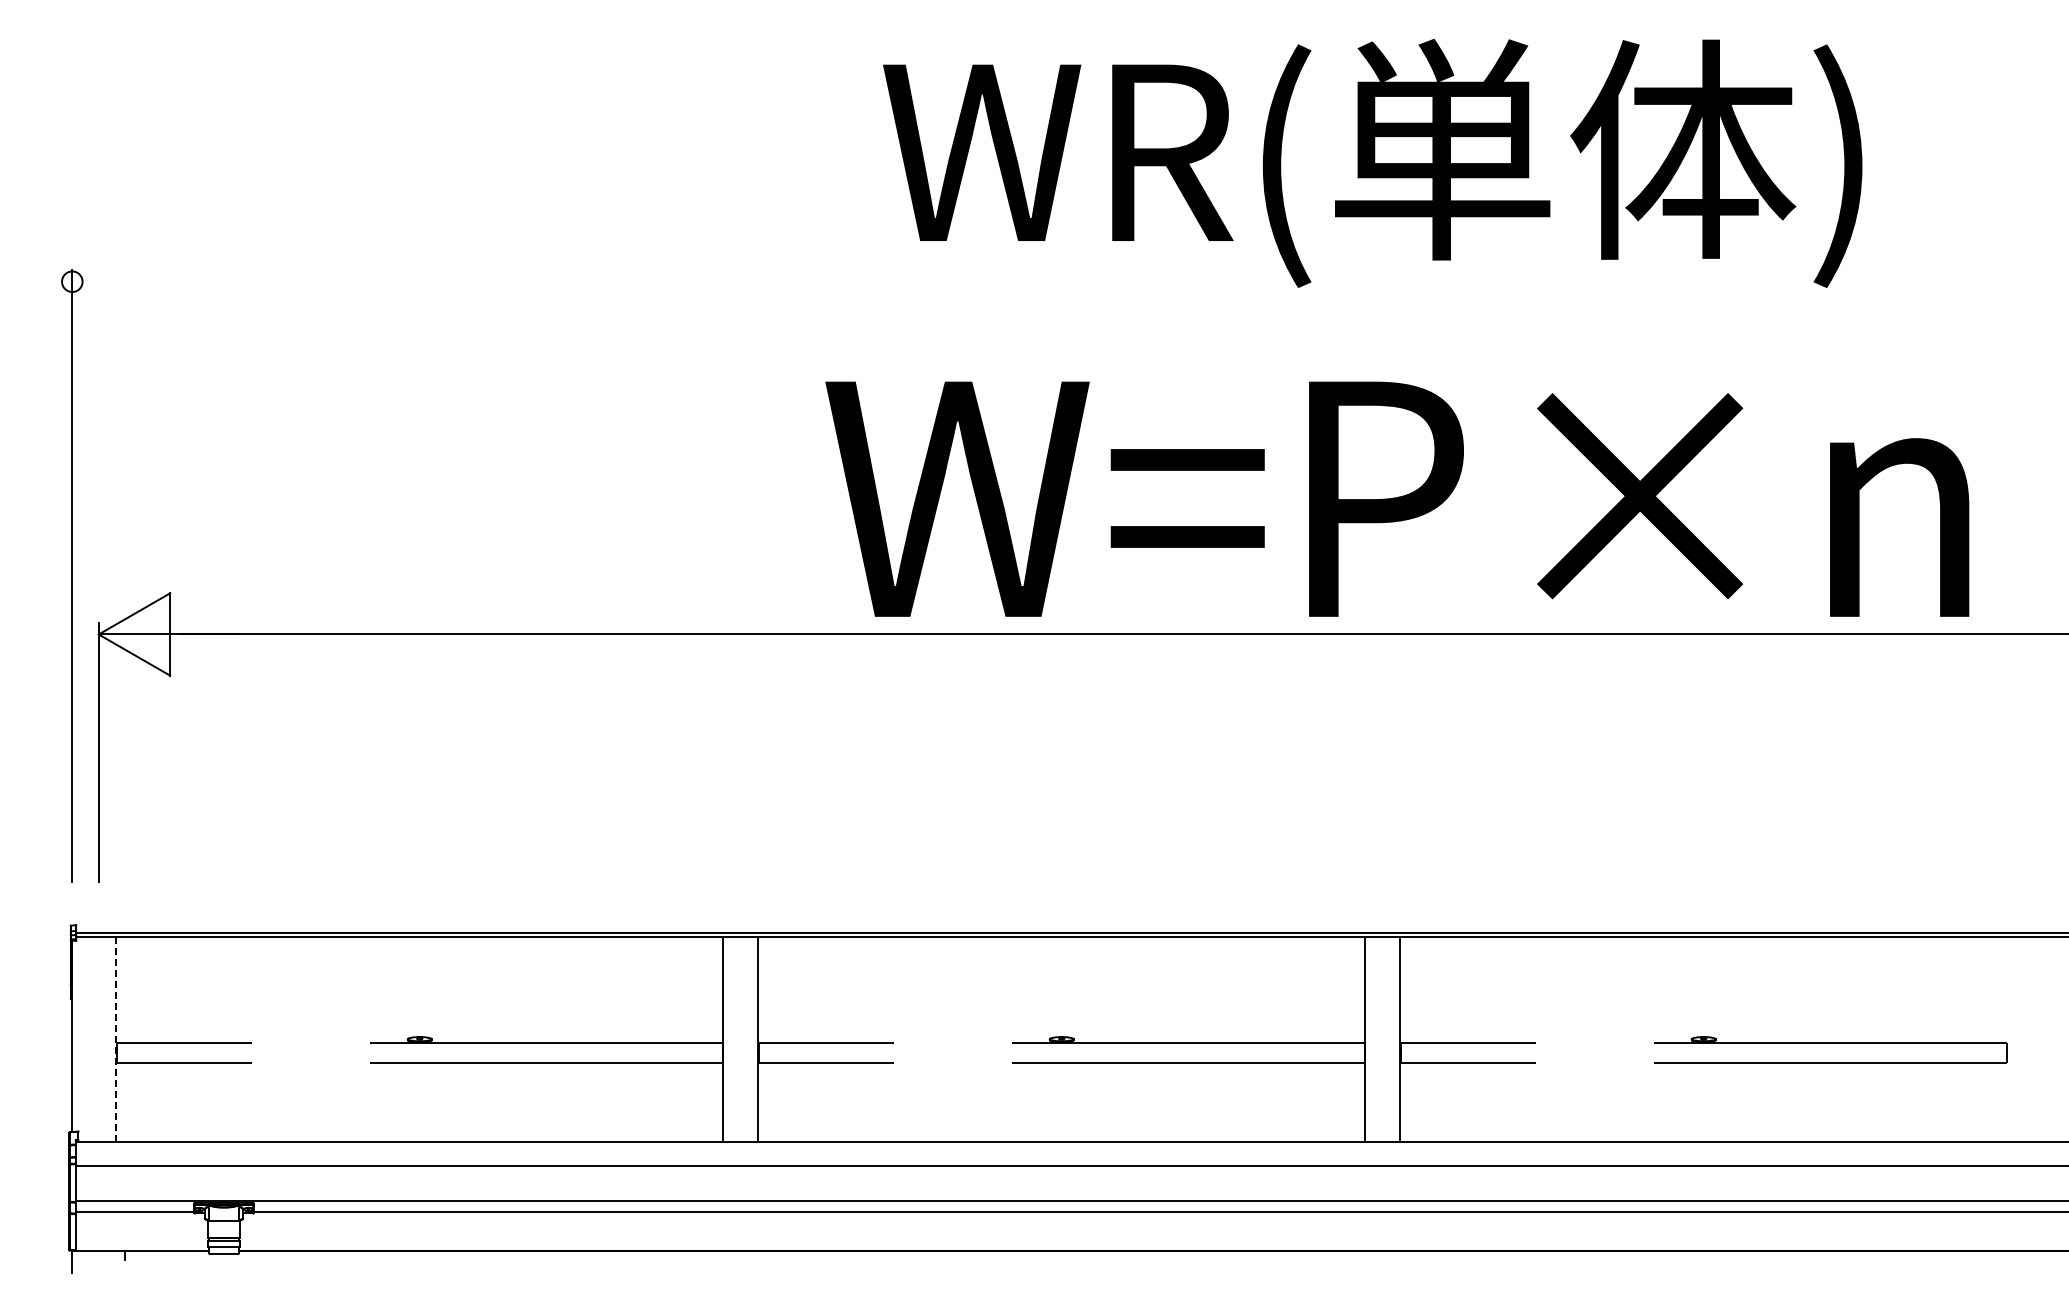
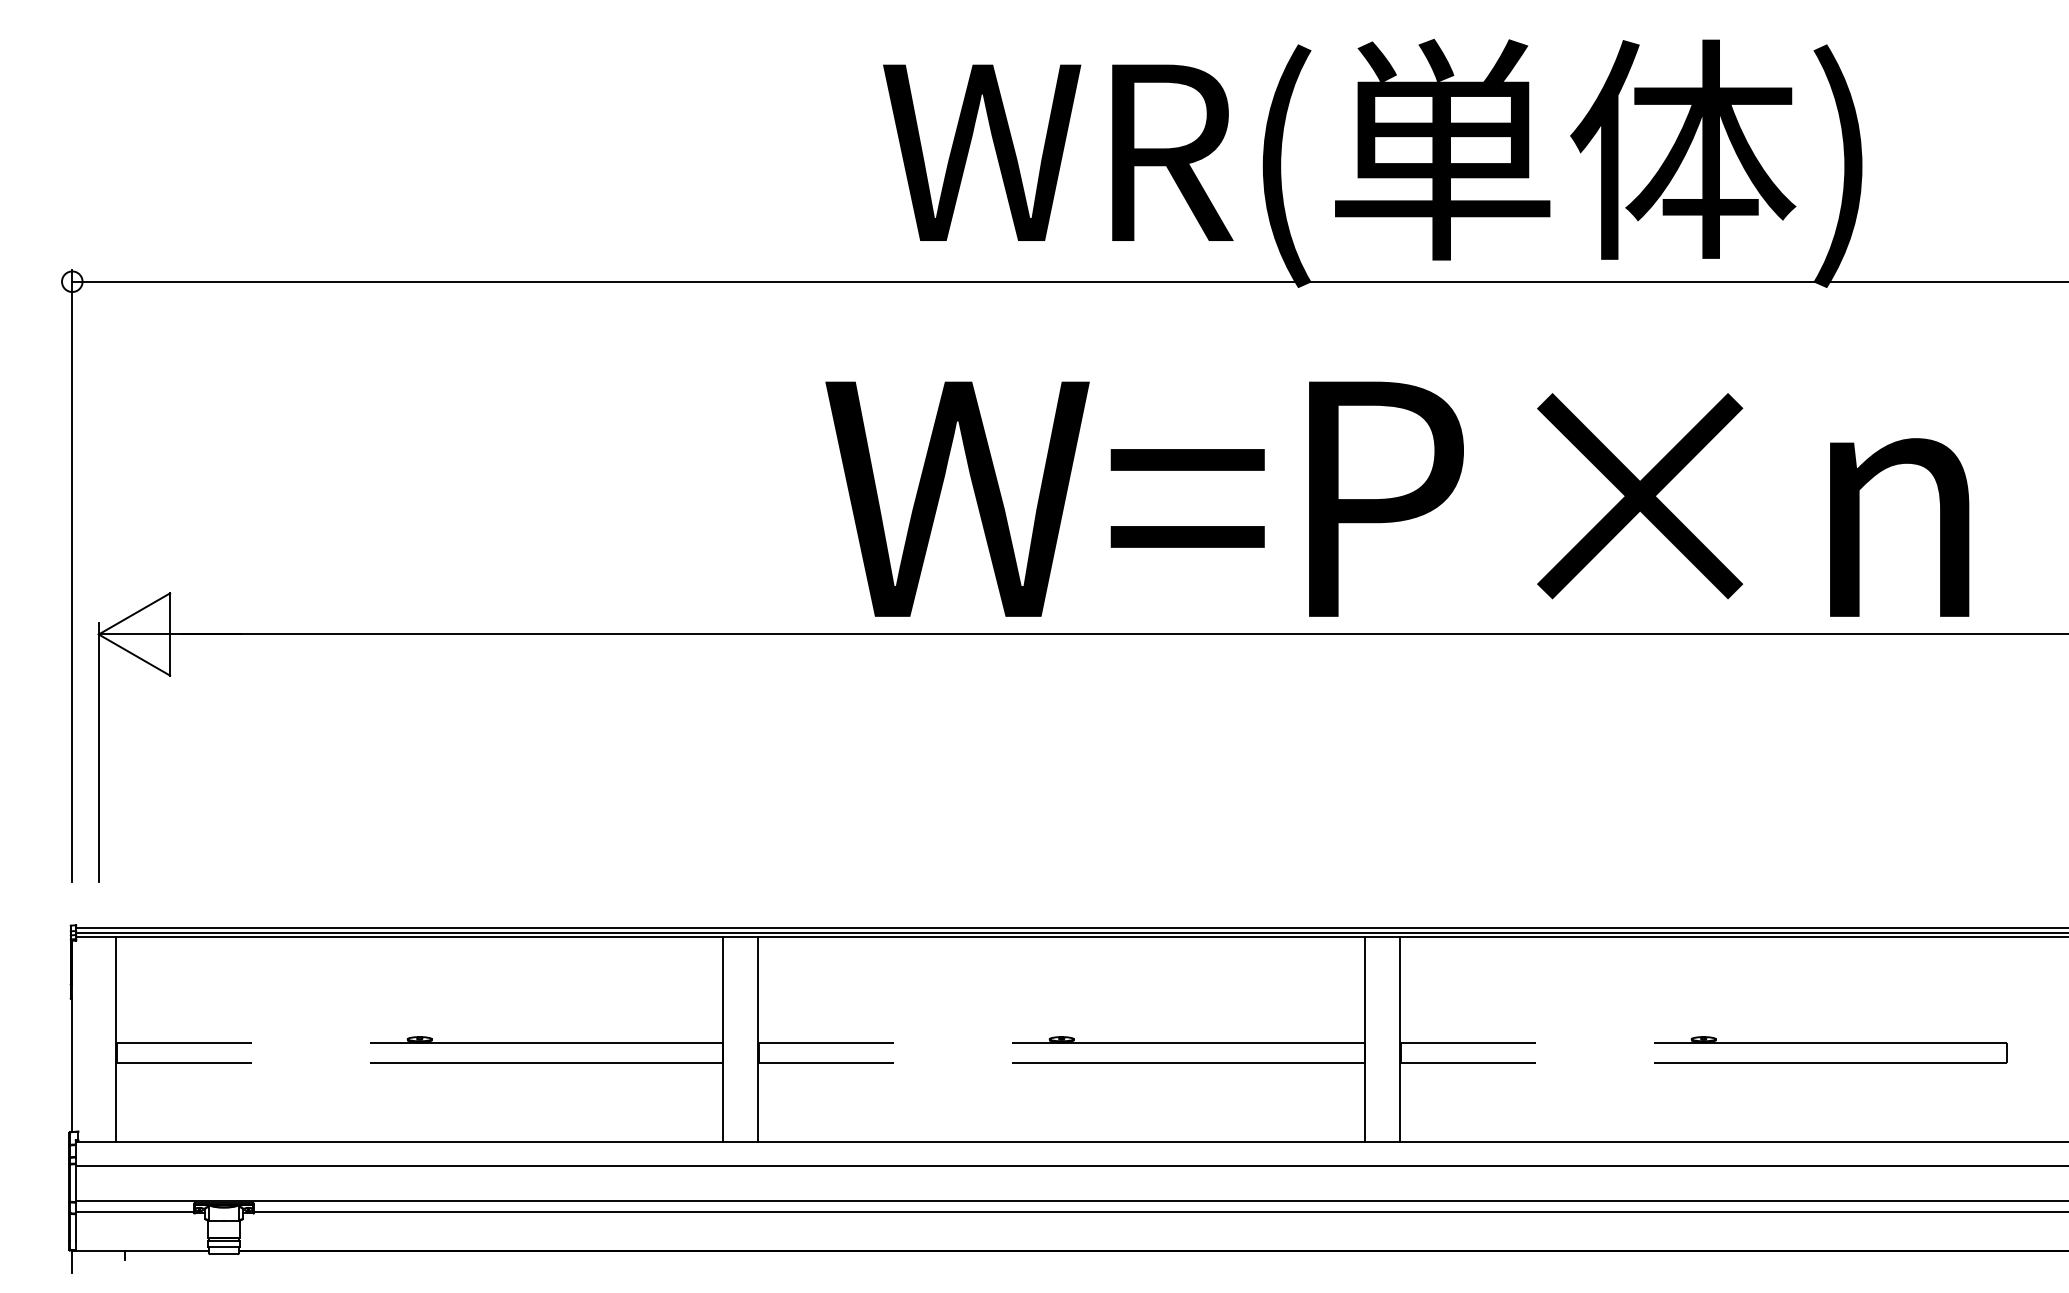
line: none -> present (1068, 281)
line: none -> present (1070, 928)
line: dashed -> solid (116, 1039)
